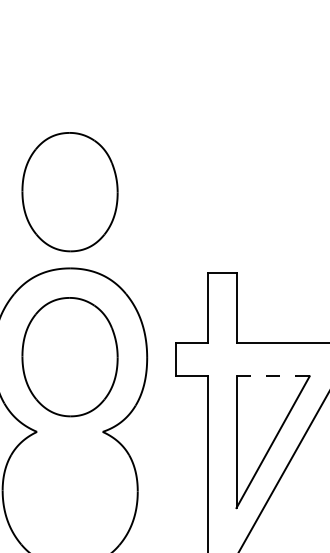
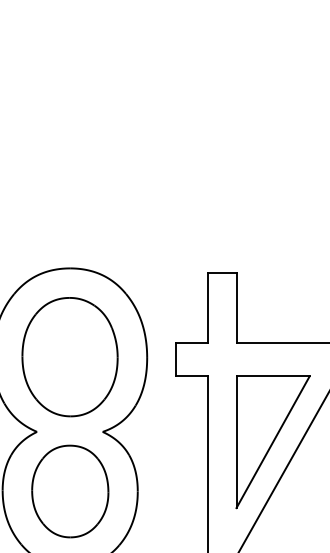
part: present -> none (69, 192)
line: dashed -> solid (273, 376)
part: none -> present (70, 491)
